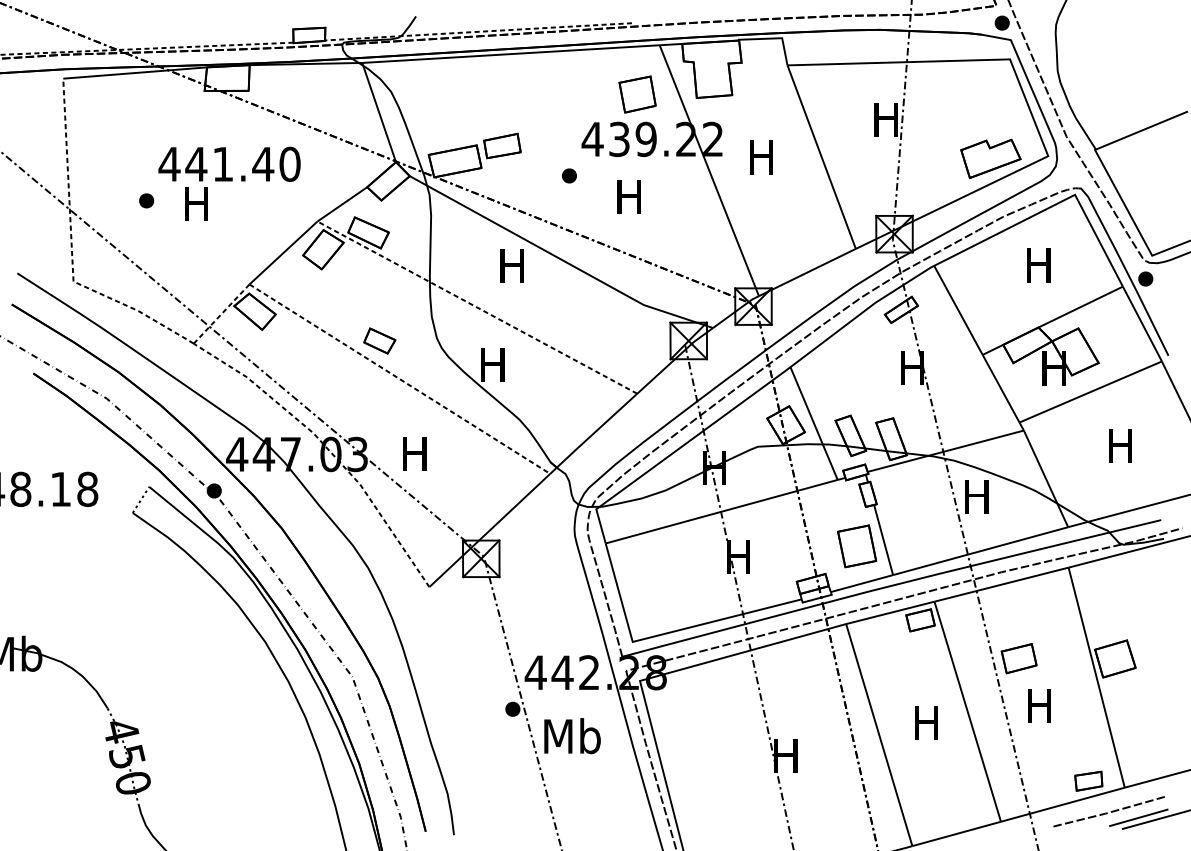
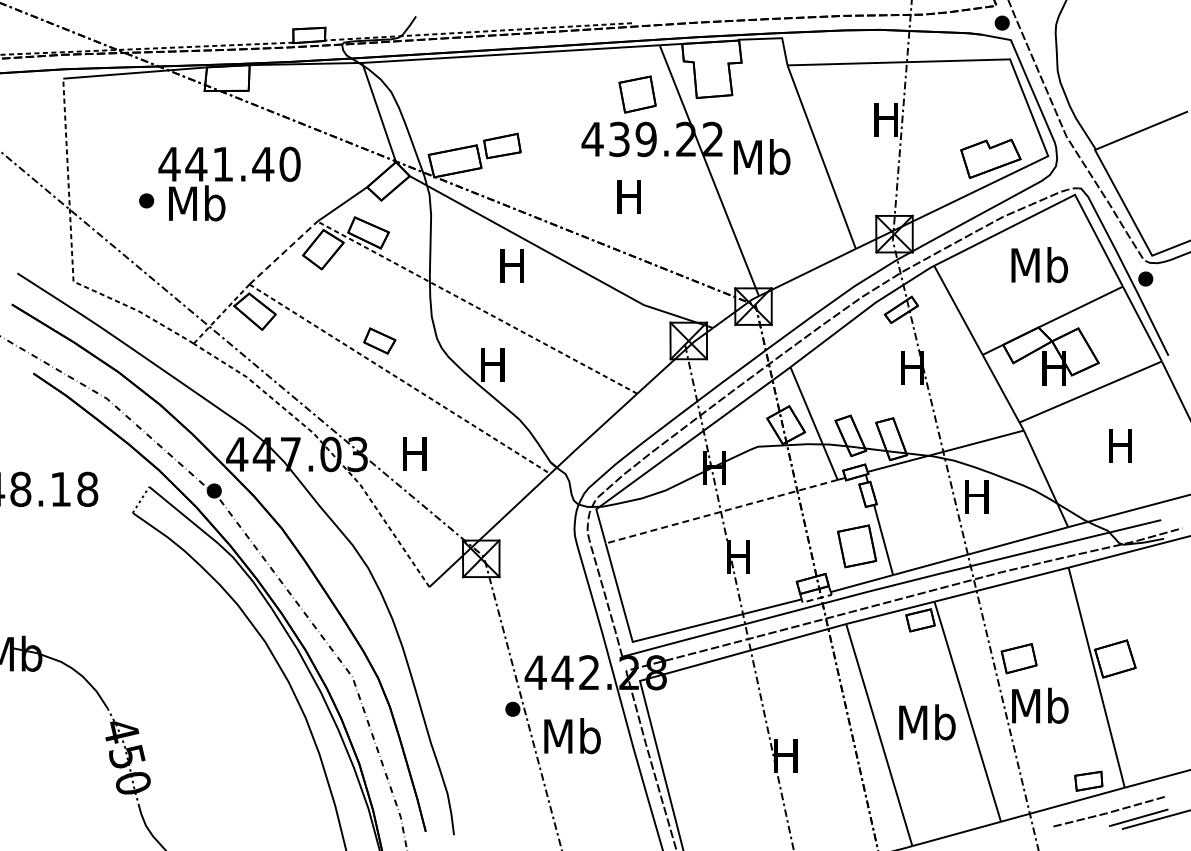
text: H -> Mb (762, 157)
part: present -> none (569, 175)
text: H -> Mb (197, 203)
line: solid -> dashed (283, 252)
text: H -> Mb (1039, 265)
line: solid -> dashed (721, 511)
line: solid -> dashed (816, 598)
text: H -> Mb (1040, 705)
text: H -> Mb (927, 722)
